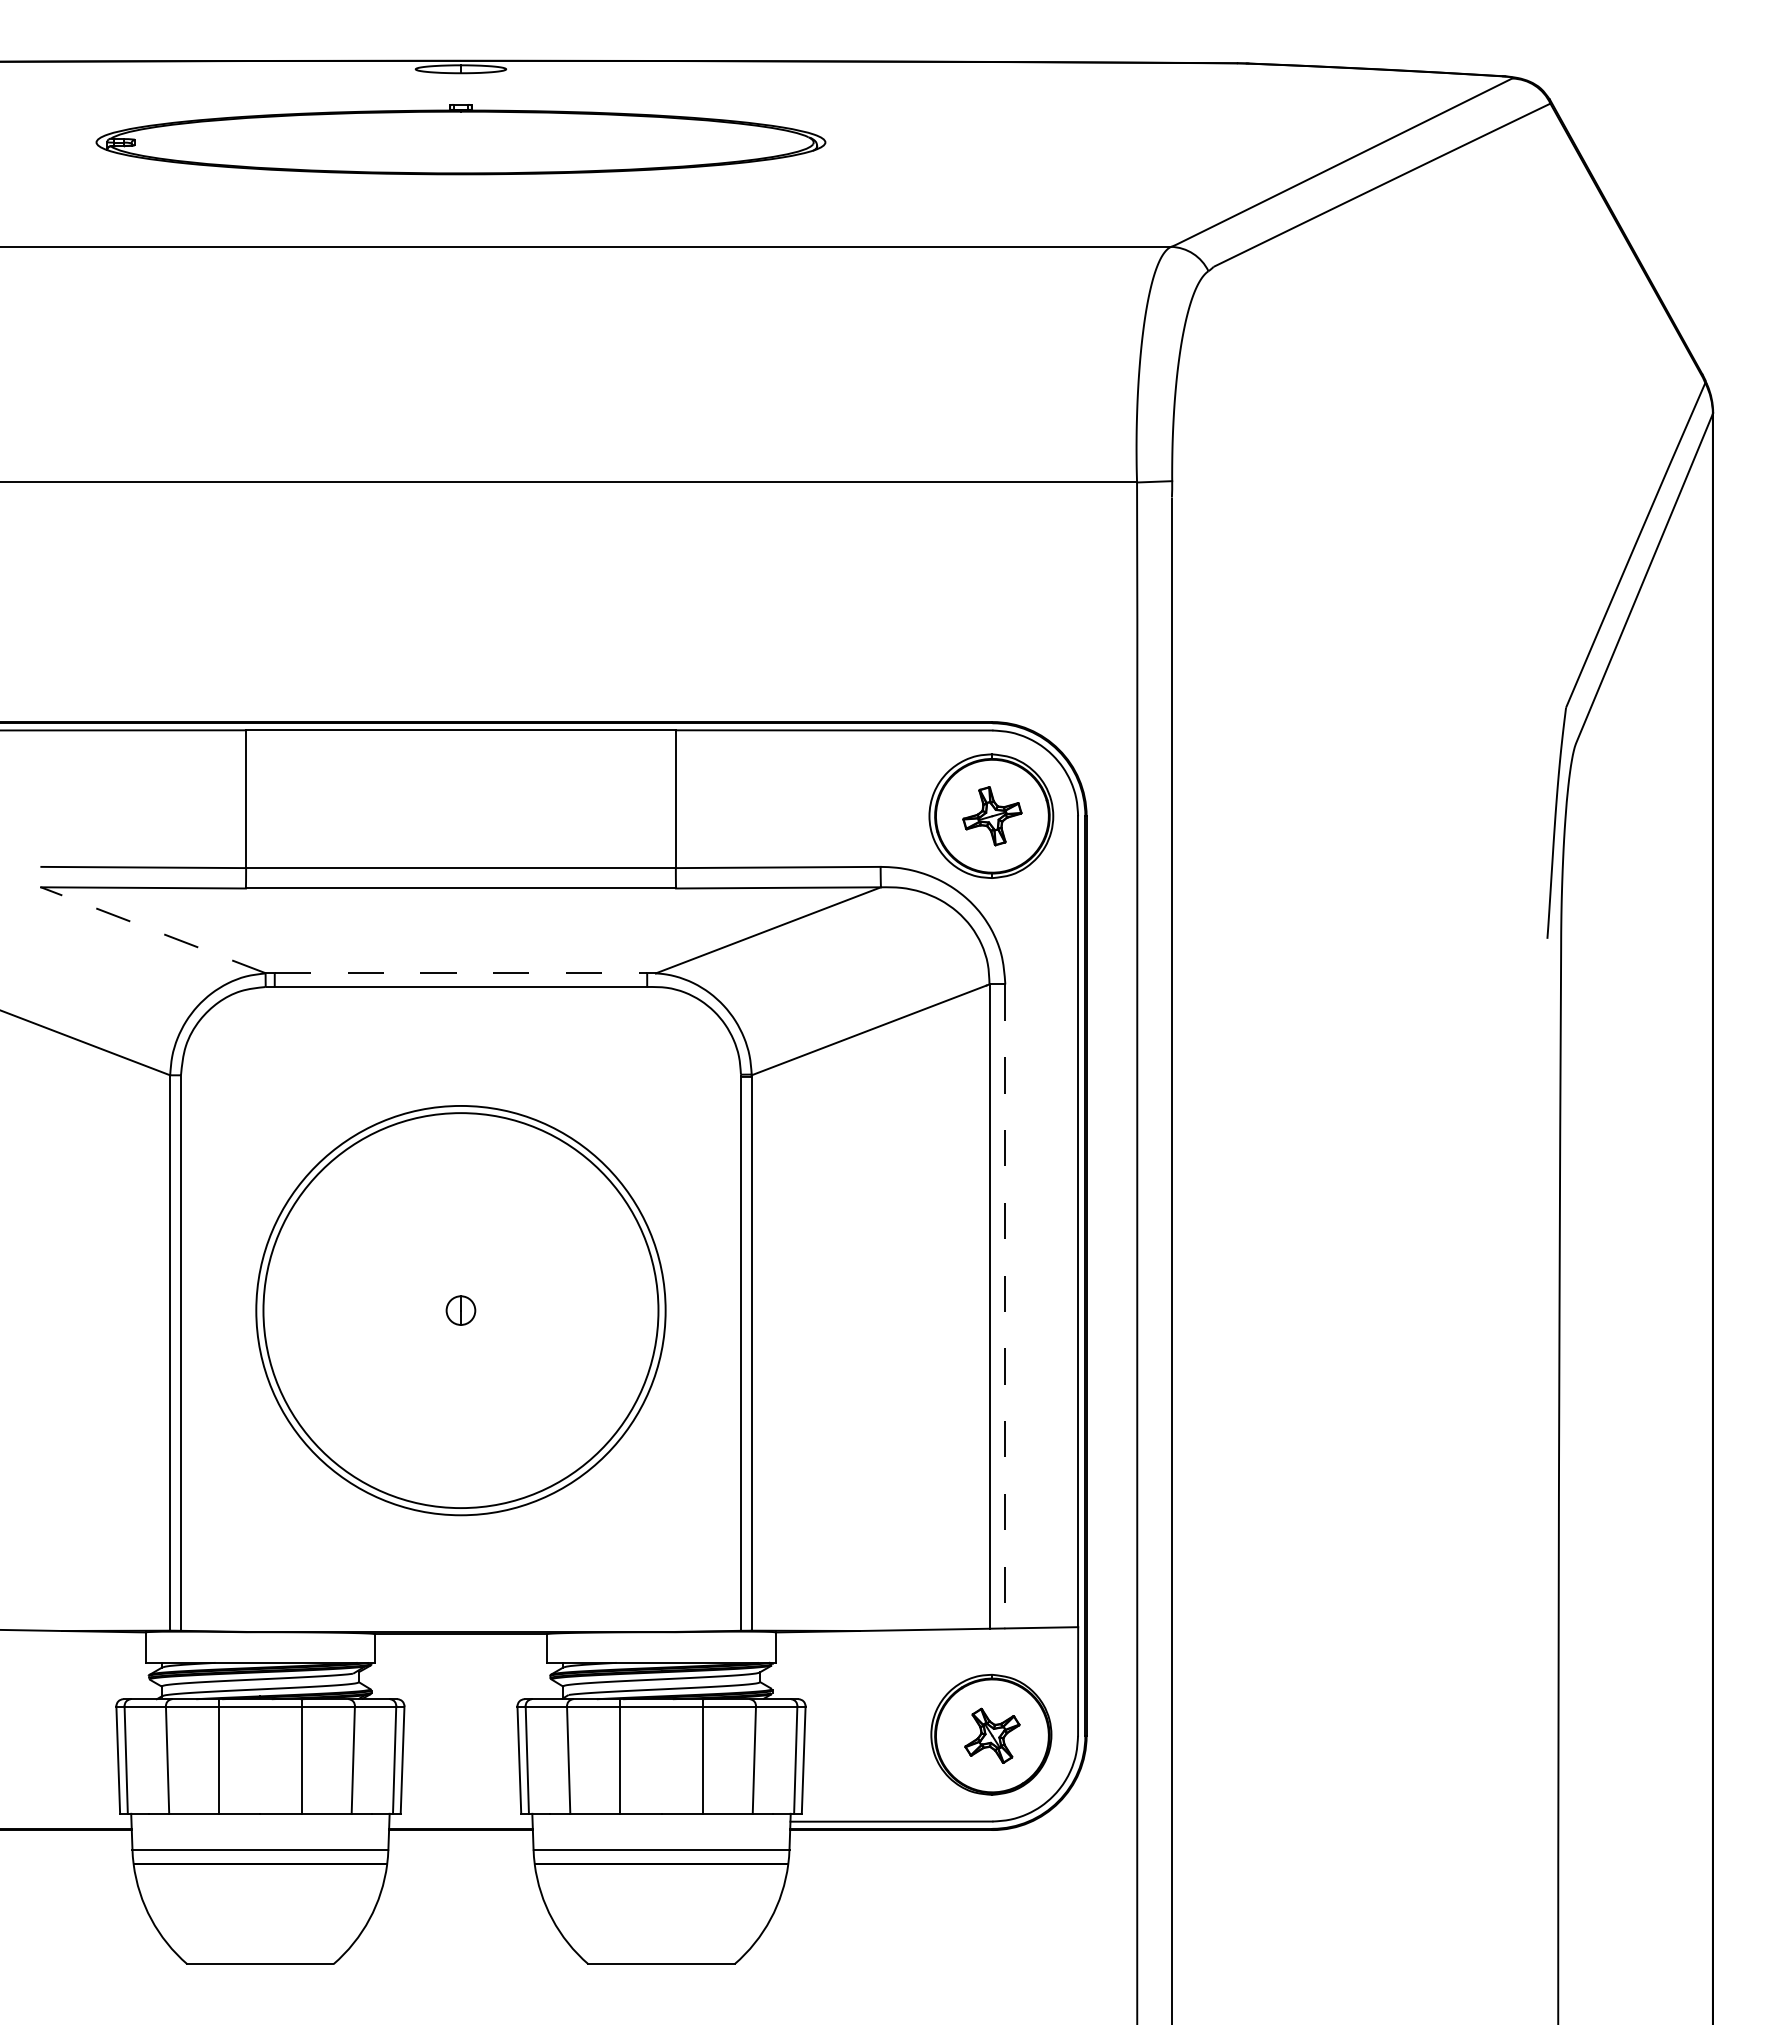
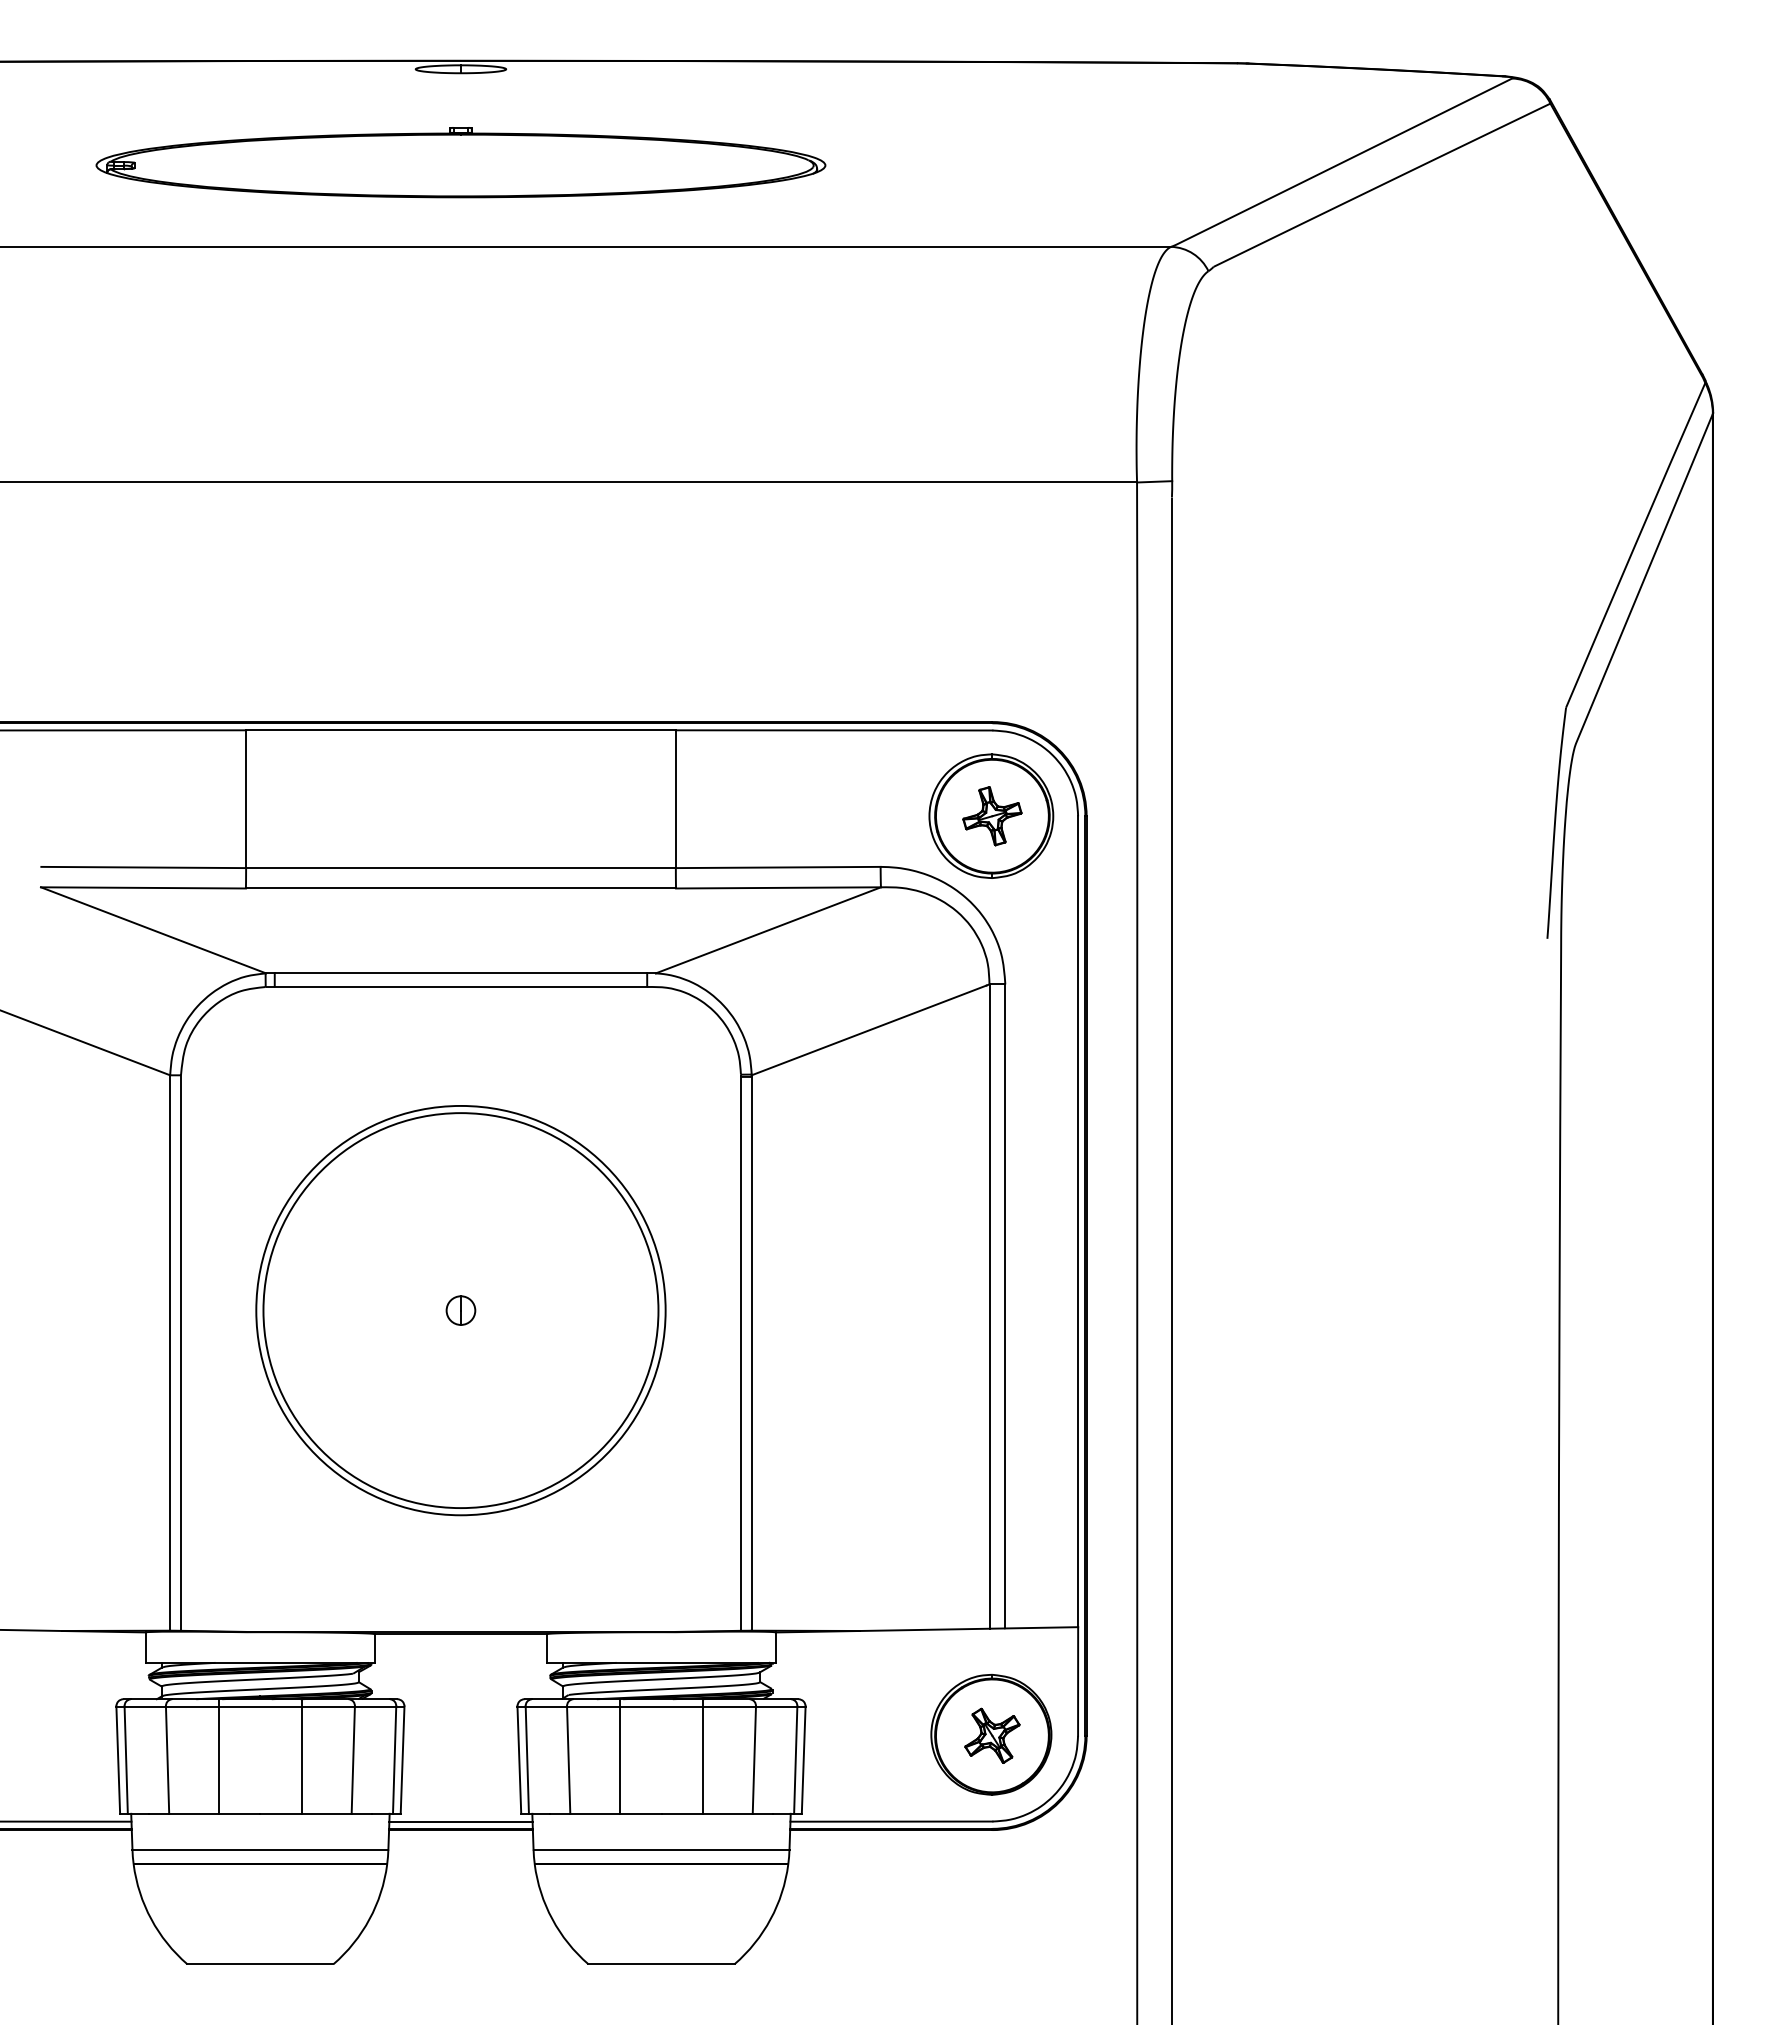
part position: (460, 139) -> (460, 162) (460, 162)
line: dashed -> solid (153, 930)
line: dashed -> solid (461, 973)
line: dashed -> solid (1005, 1306)
line: none -> present (66, 1821)
line: none -> present (460, 1821)
